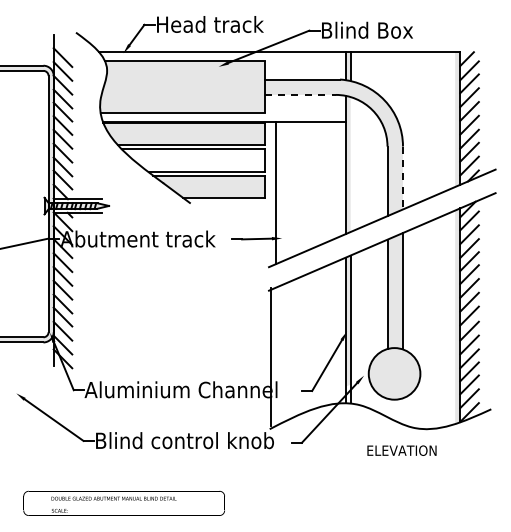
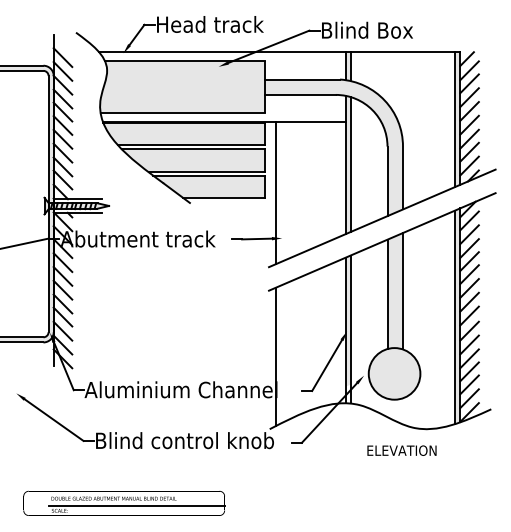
line: dashed -> solid (300, 94)
line: none -> present (455, 119)
fill: none -> present (192, 160)
line: none -> present (350, 164)
line: dashed -> solid (403, 178)
line: none -> present (455, 317)
line position: (270, 356) -> (275, 356) (275, 356)
line: none -> present (136, 506)
